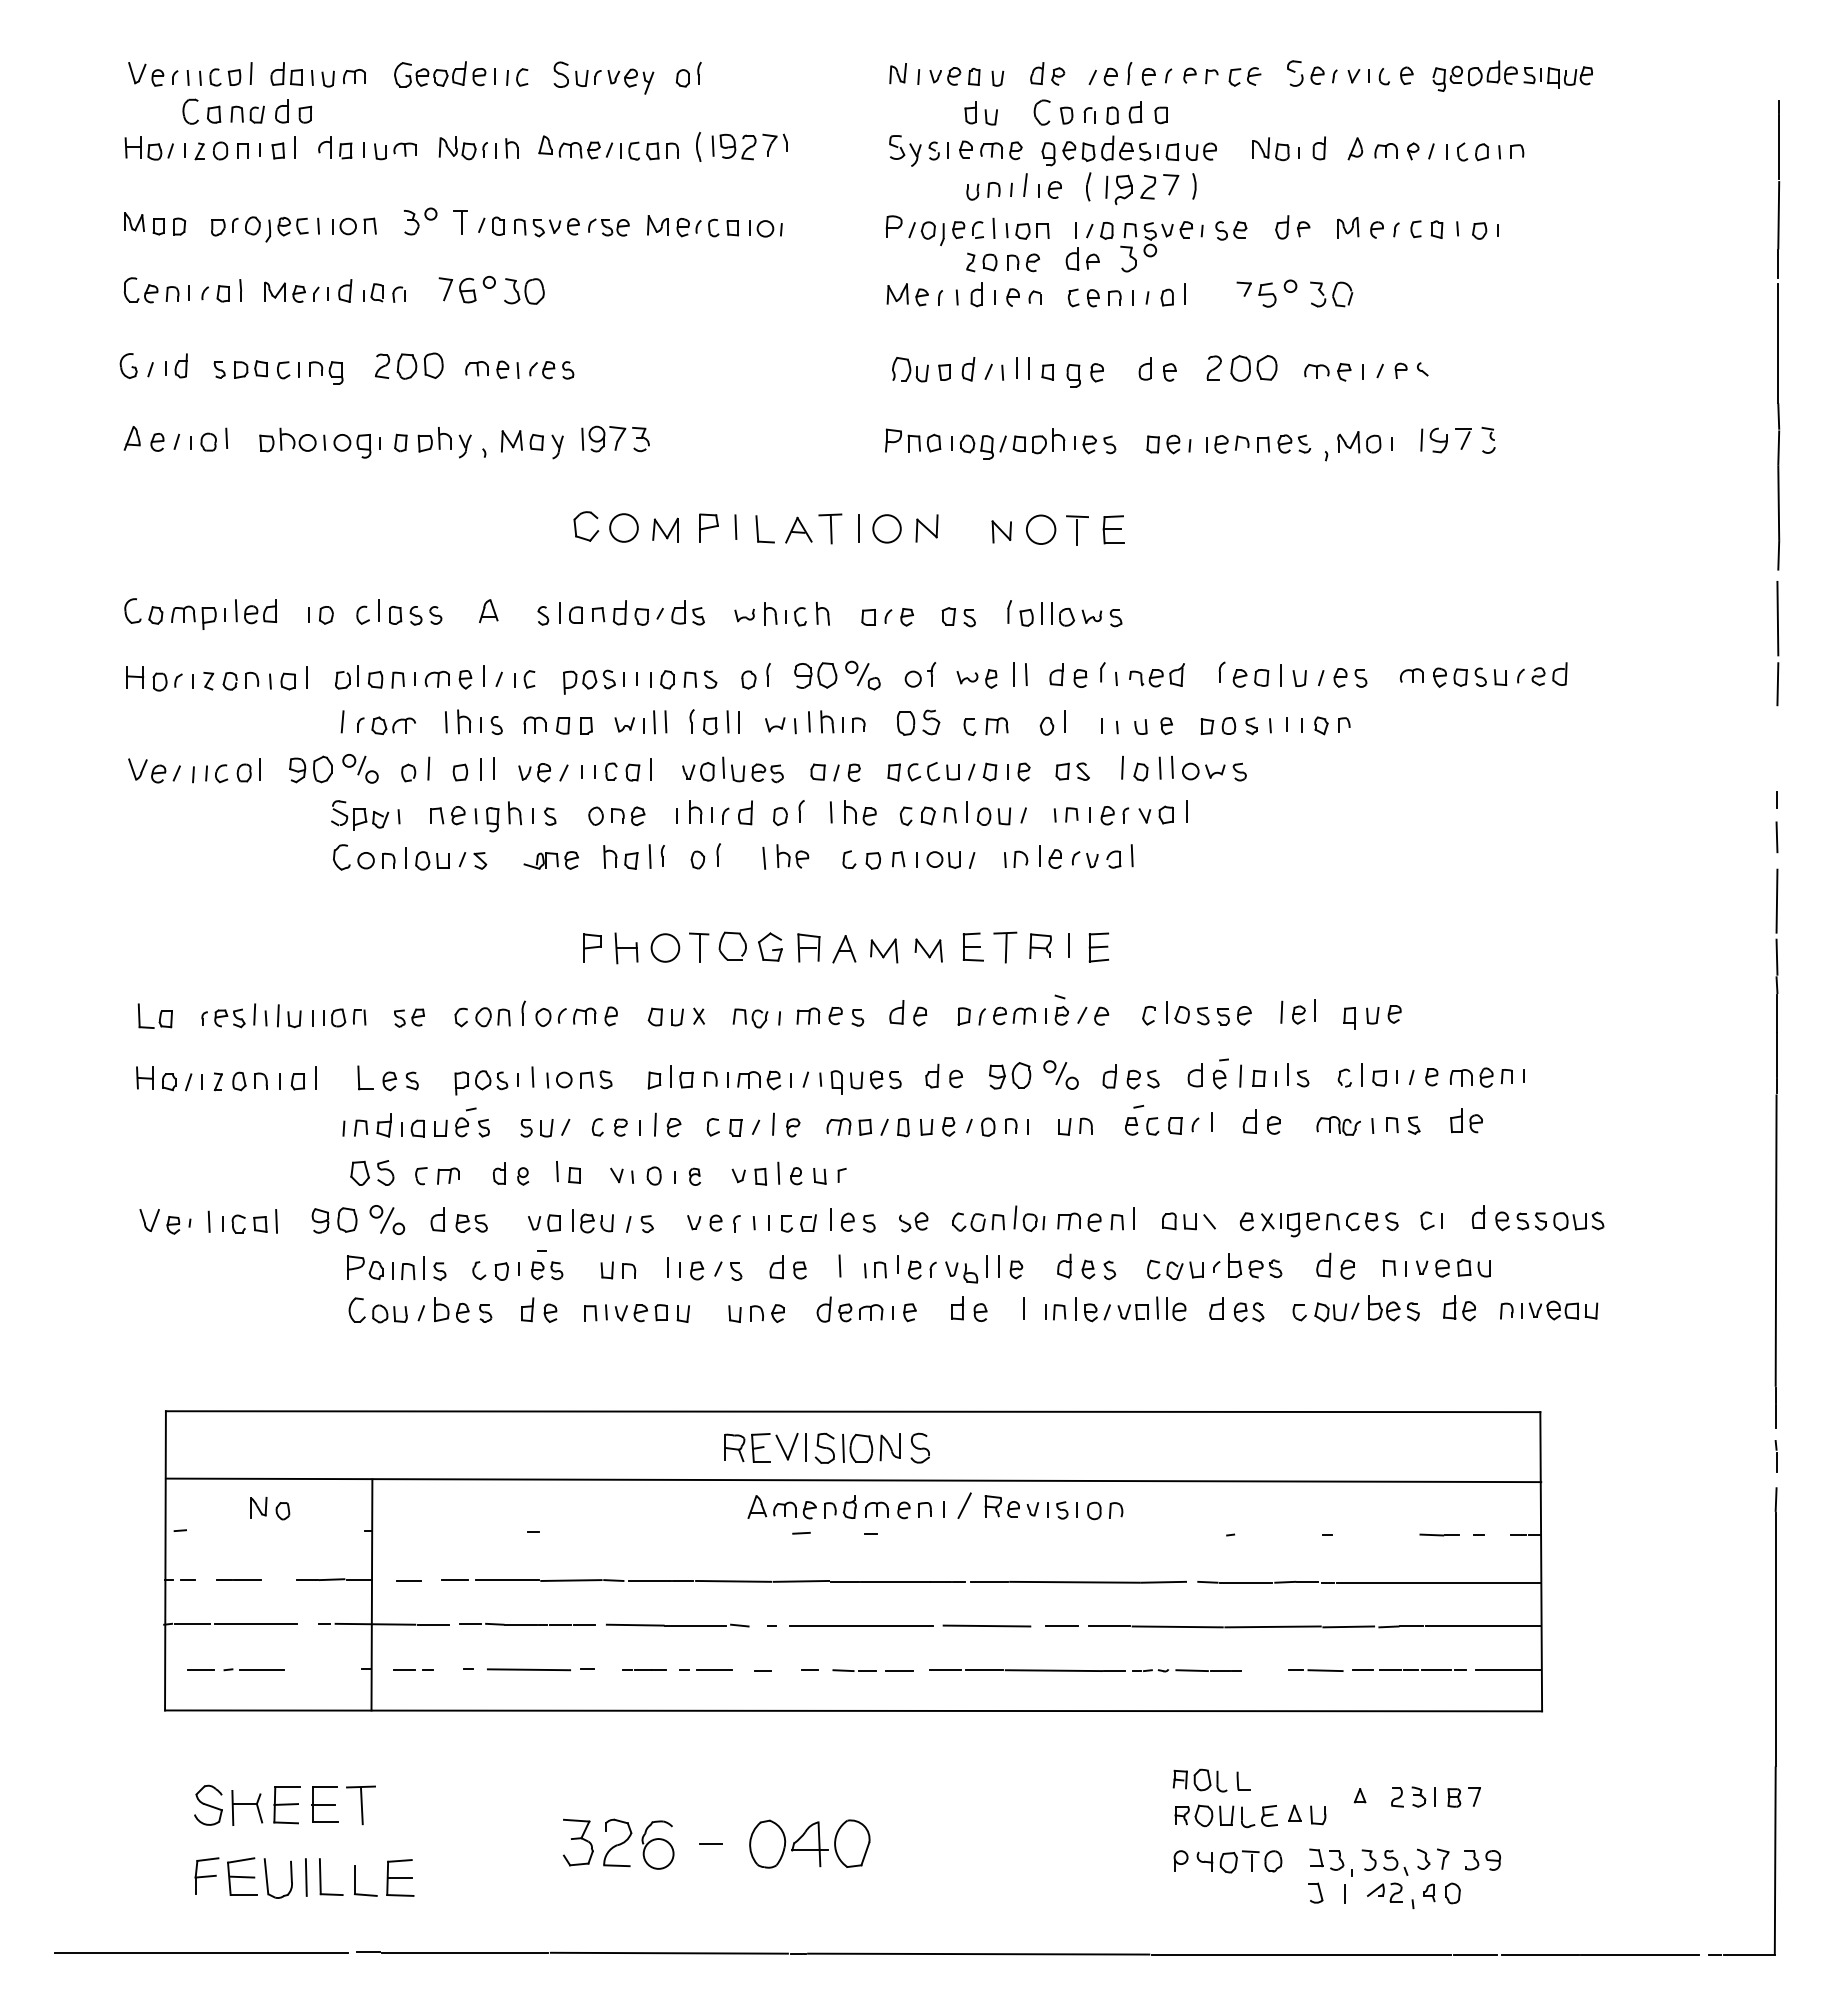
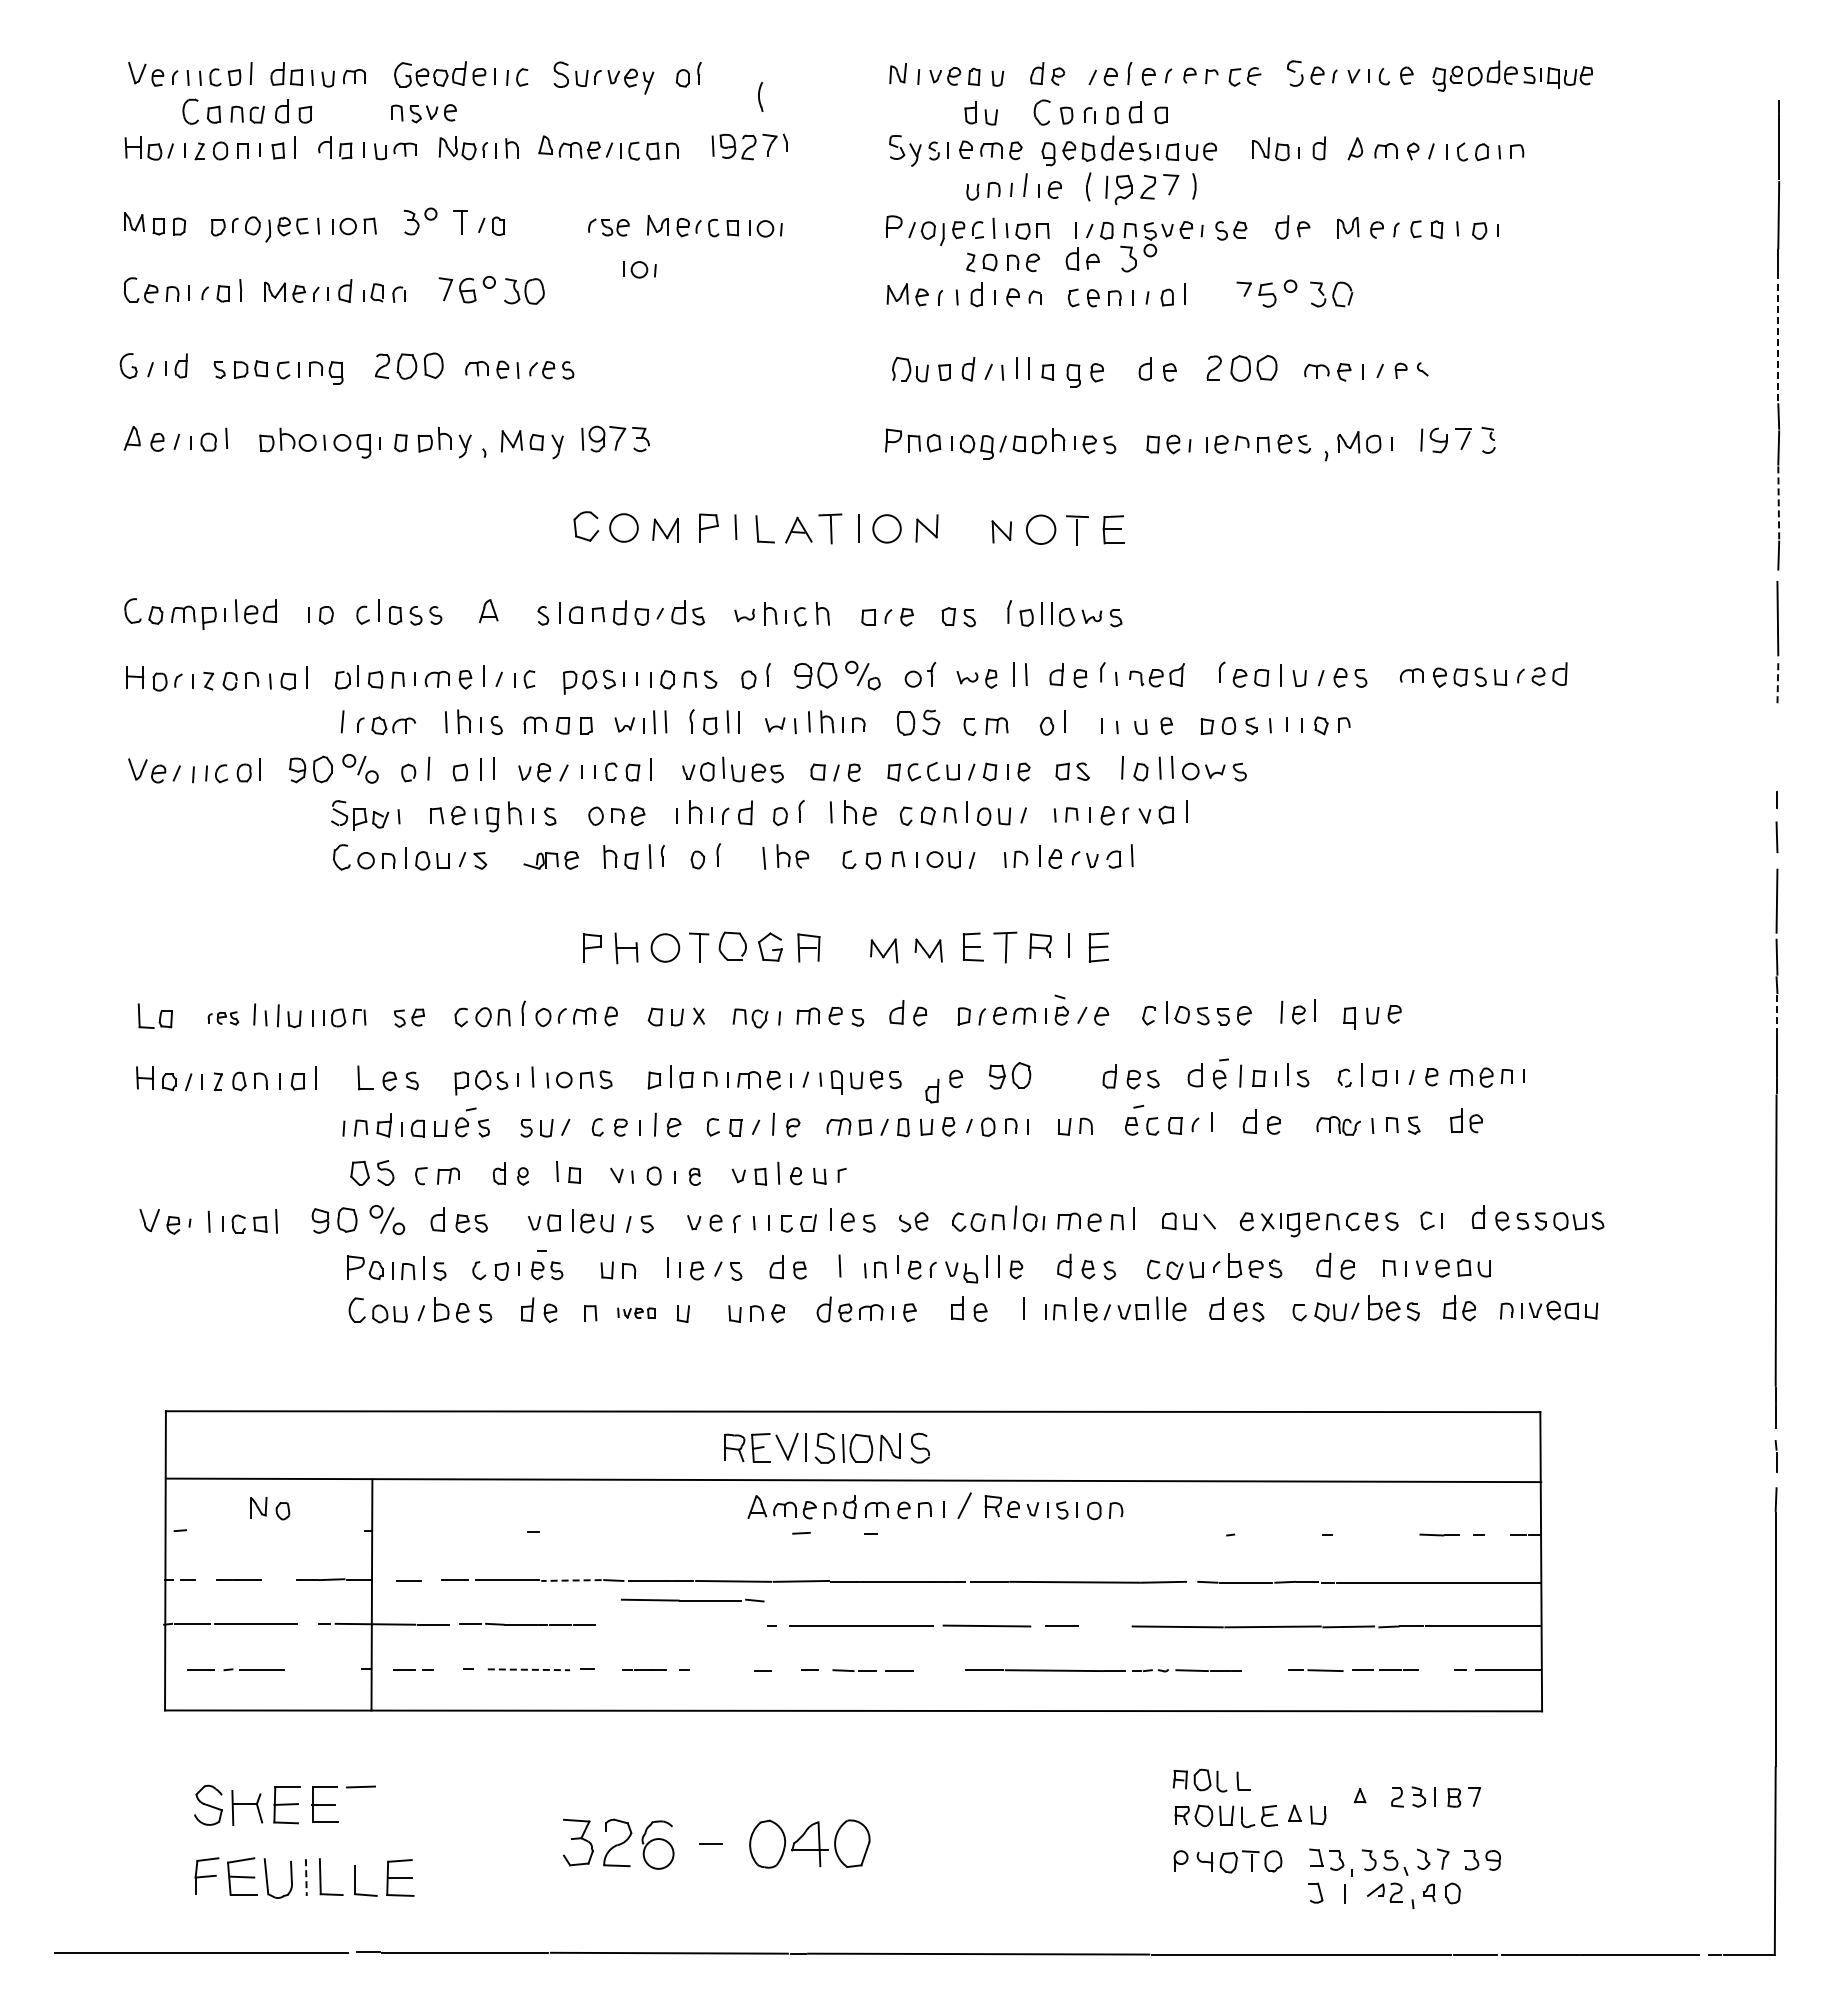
part position: (698, 146) -> (760, 96) (760, 96)
part position: (546, 227) -> (423, 113) (423, 113)
part: none -> present (639, 269)
line: solid -> dashed (1778, 343)
line: solid -> dashed (1778, 503)
line: solid -> dashed (1777, 684)
part: present -> none (844, 949)
line: solid -> dashed (1776, 1013)
part size: 45x21 px -> 33x15 px (223, 1018)
part: present -> none (1060, 1074)
part position: (932, 1075) -> (932, 1090) (932, 1090)
part size: 63x19 px -> 39x12 px (636, 1312)
line: solid -> dashed (570, 1580)
part position: (677, 1625) -> (692, 1600) (692, 1600)
line: present -> none (1109, 1626)
line: solid -> dashed (529, 1669)
line: present -> none (713, 1670)
line: present -> none (945, 1670)
line: present -> none (1436, 1670)
line: present -> none (361, 1806)
line: solid -> dashed (306, 1878)
